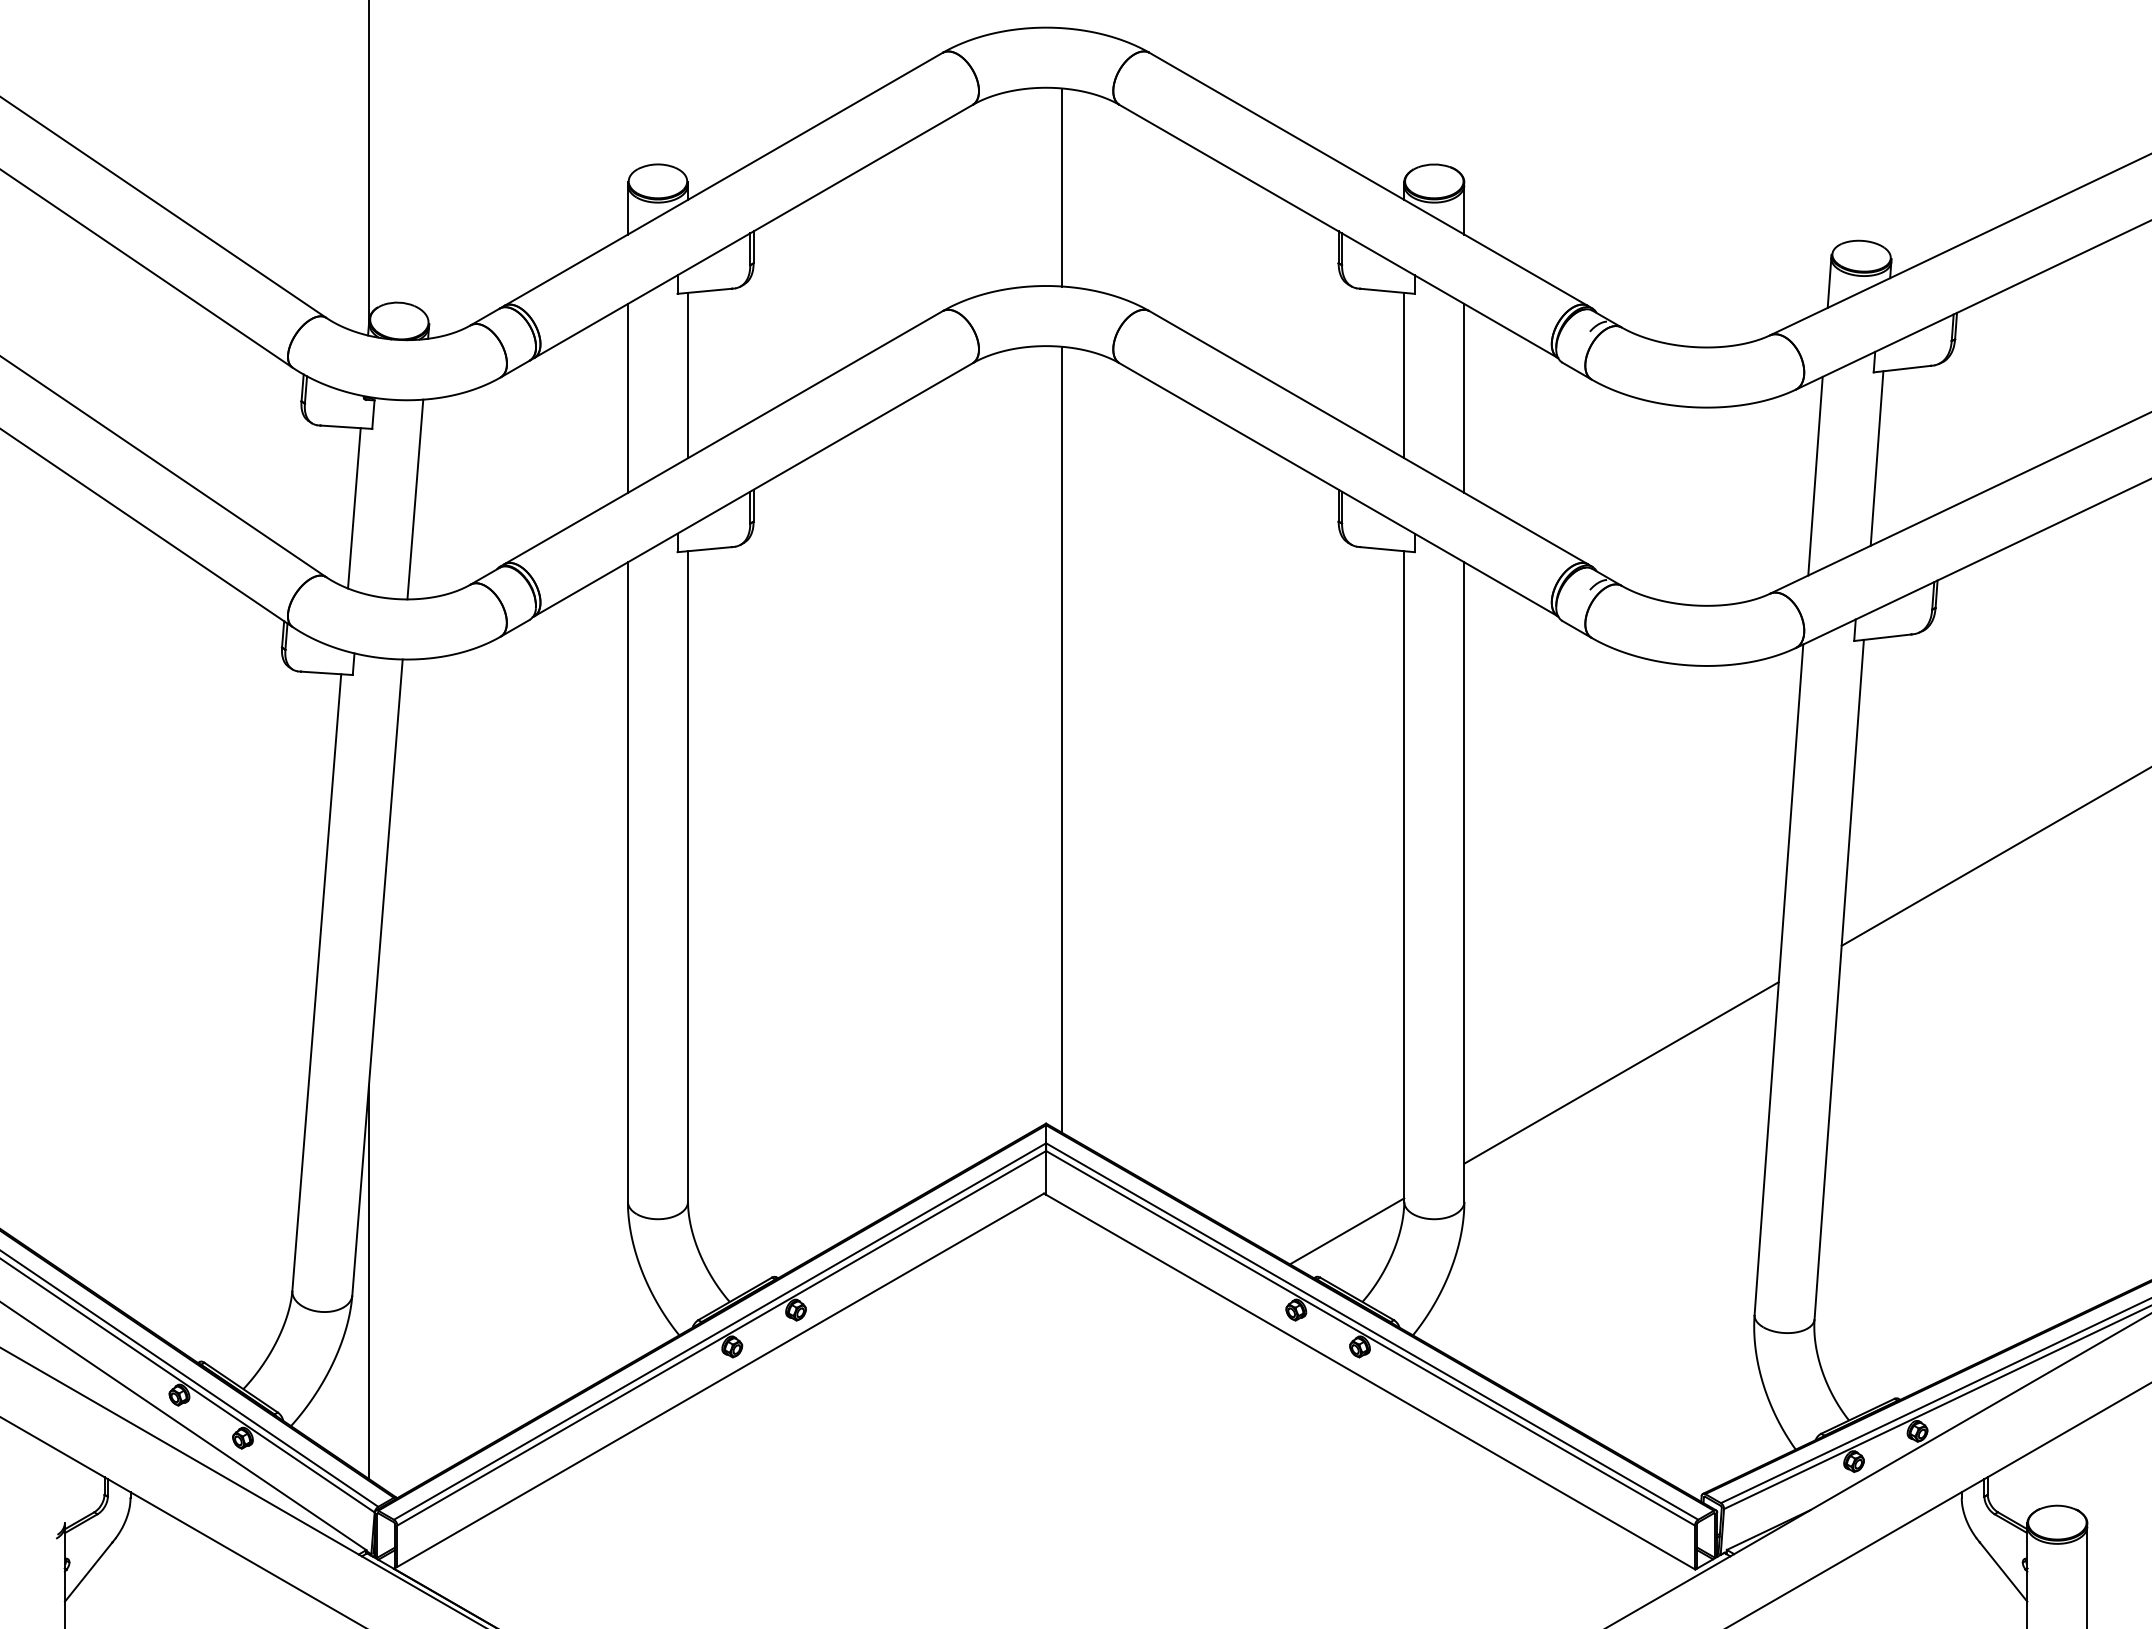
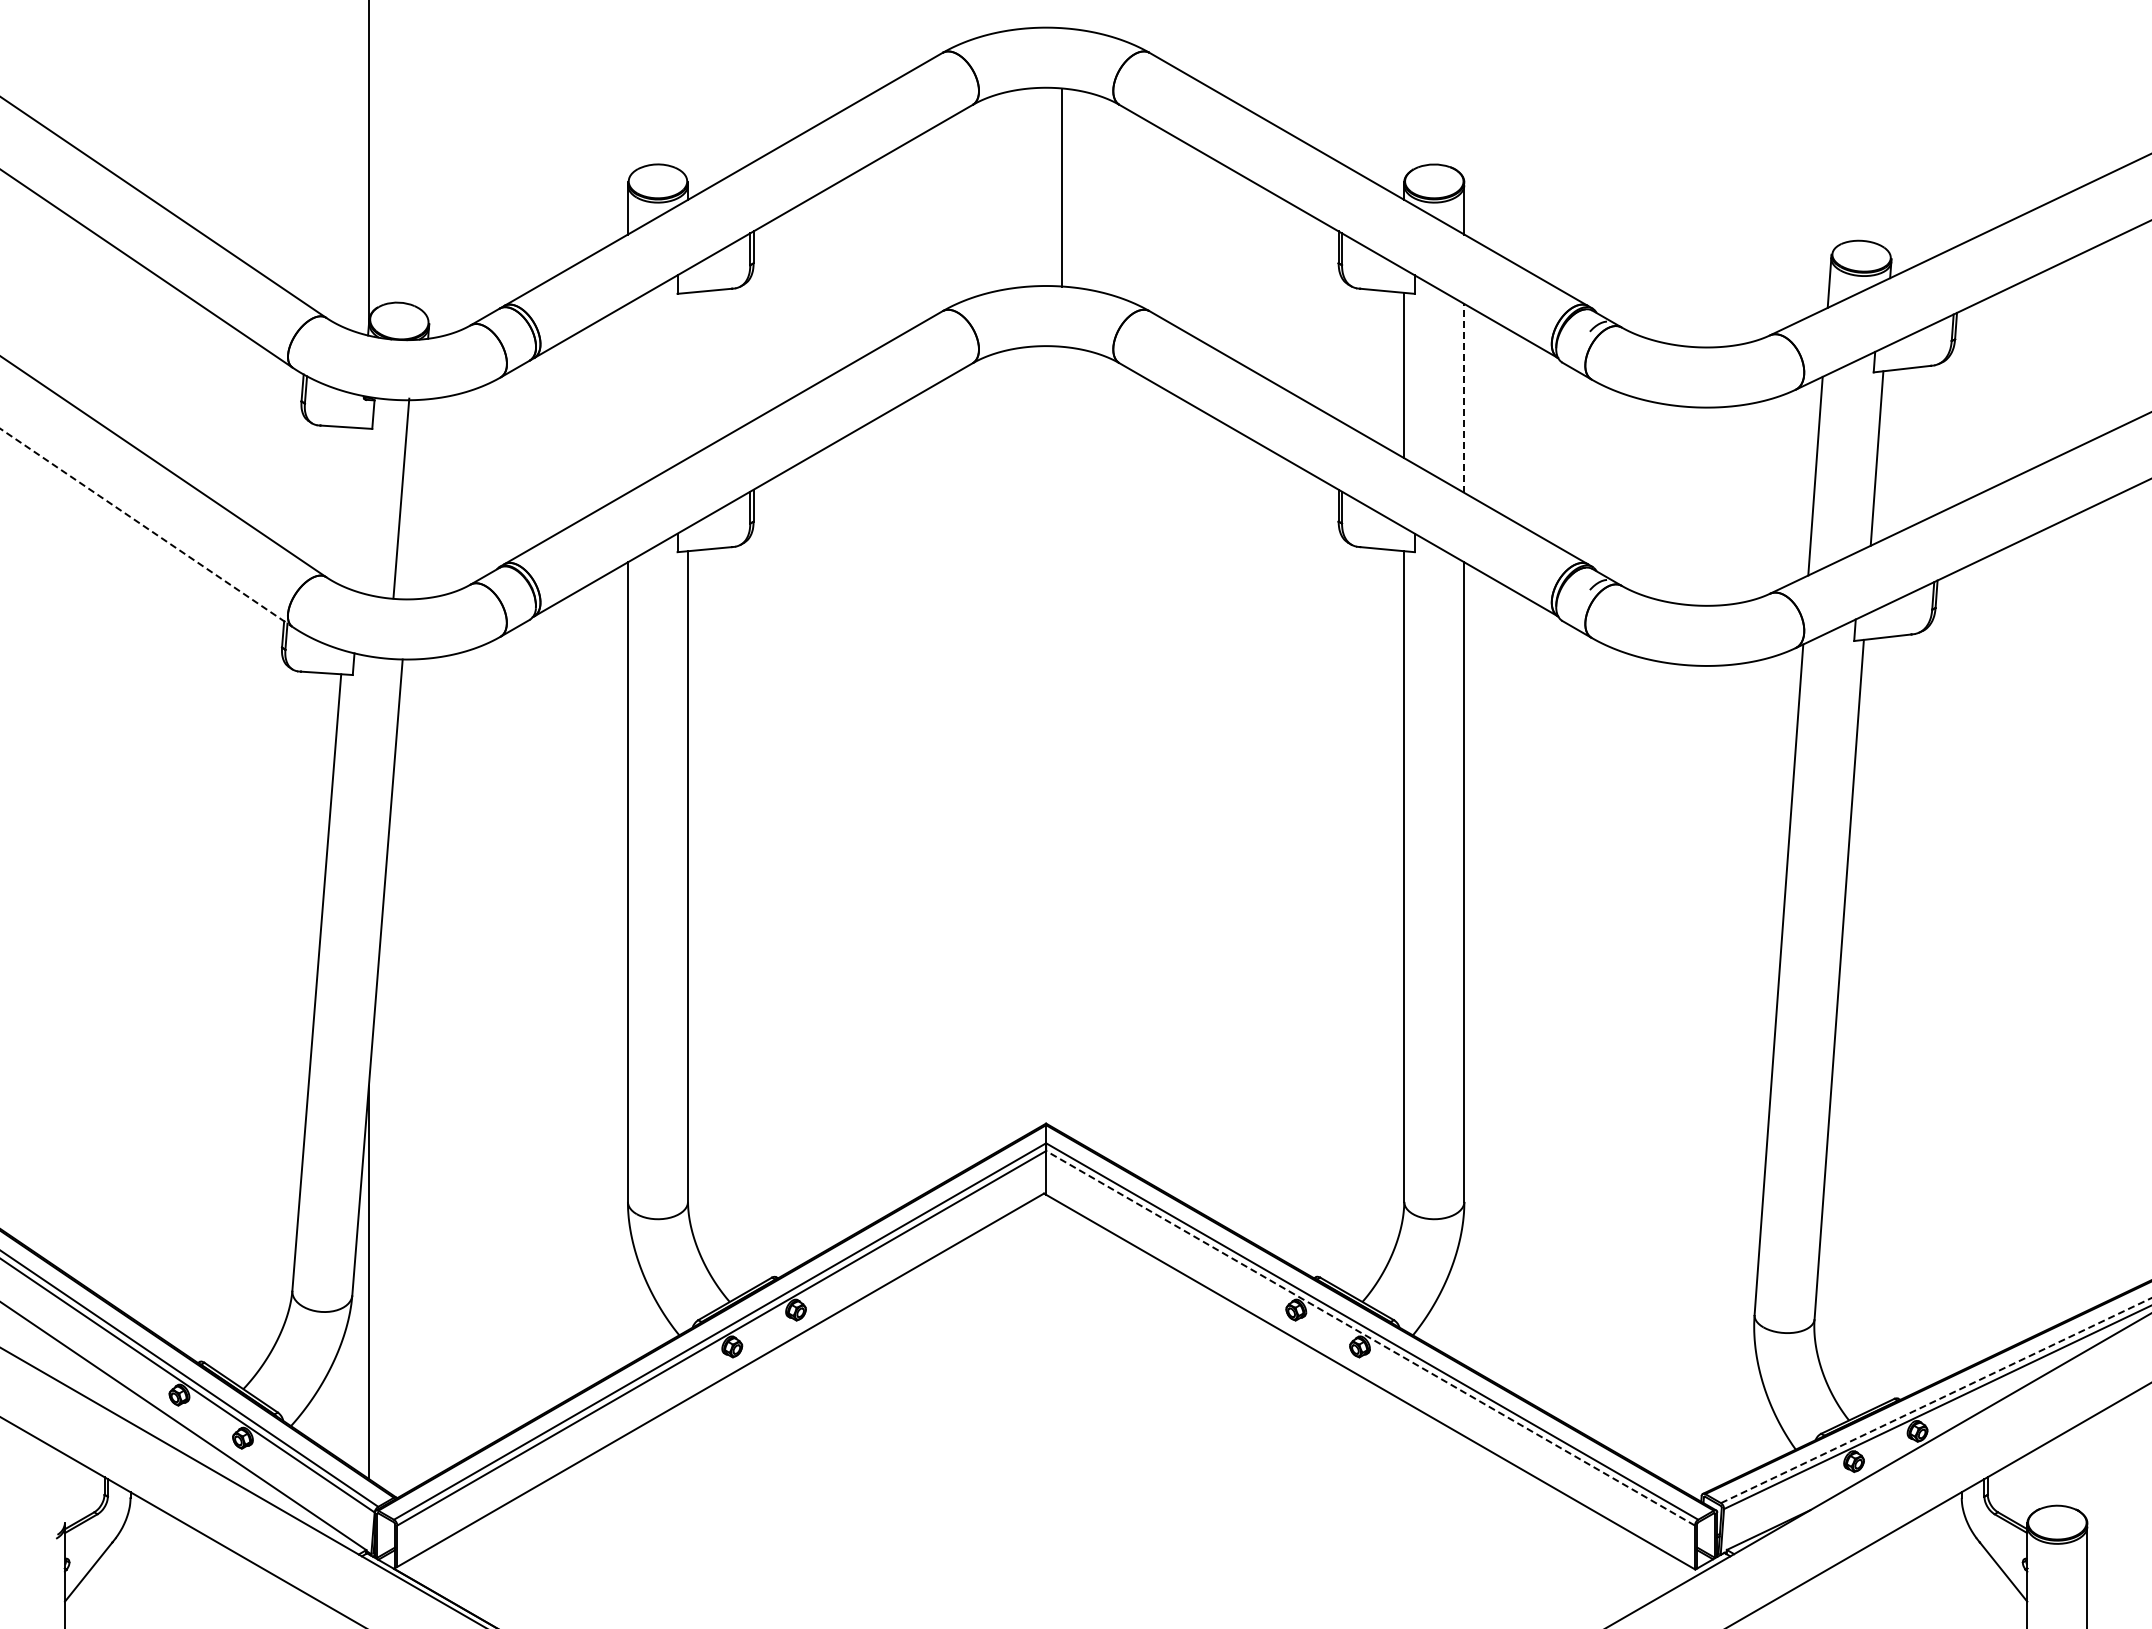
line: present -> none (688, 375)
line: present -> none (627, 397)
line: solid -> dashed (1464, 397)
line position: (415, 499) -> (401, 498) (401, 498)
line: present -> none (354, 508)
line: solid -> dashed (146, 528)
line: present -> none (1062, 739)
line: present -> none (1994, 856)
line: present -> none (1621, 1072)
line: present -> none (1346, 1231)
line: solid -> dashed (1370, 1338)
line: solid -> dashed (1936, 1400)
